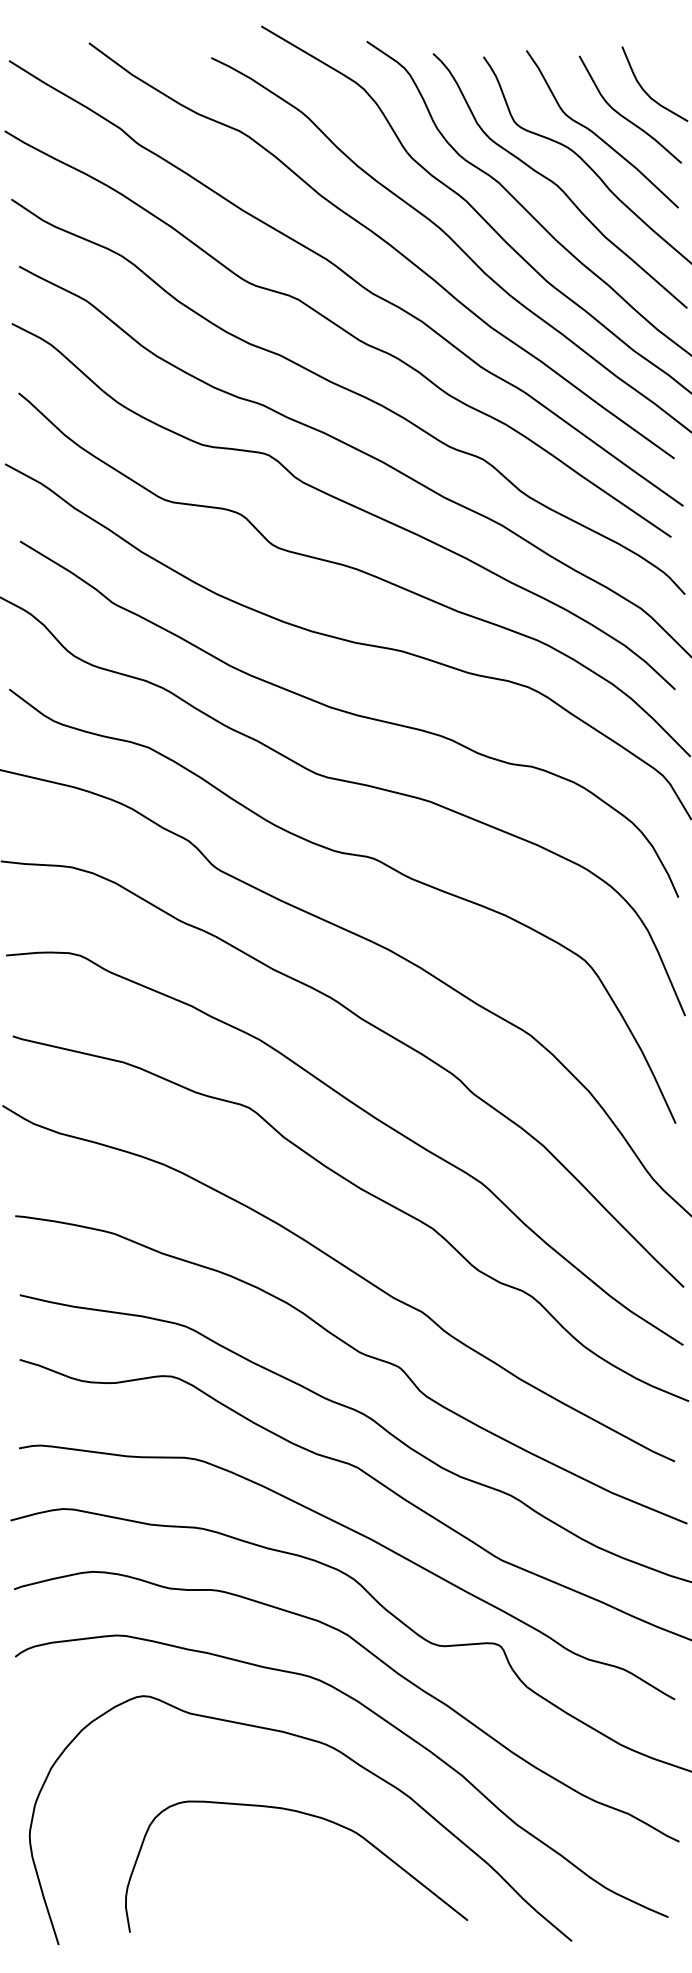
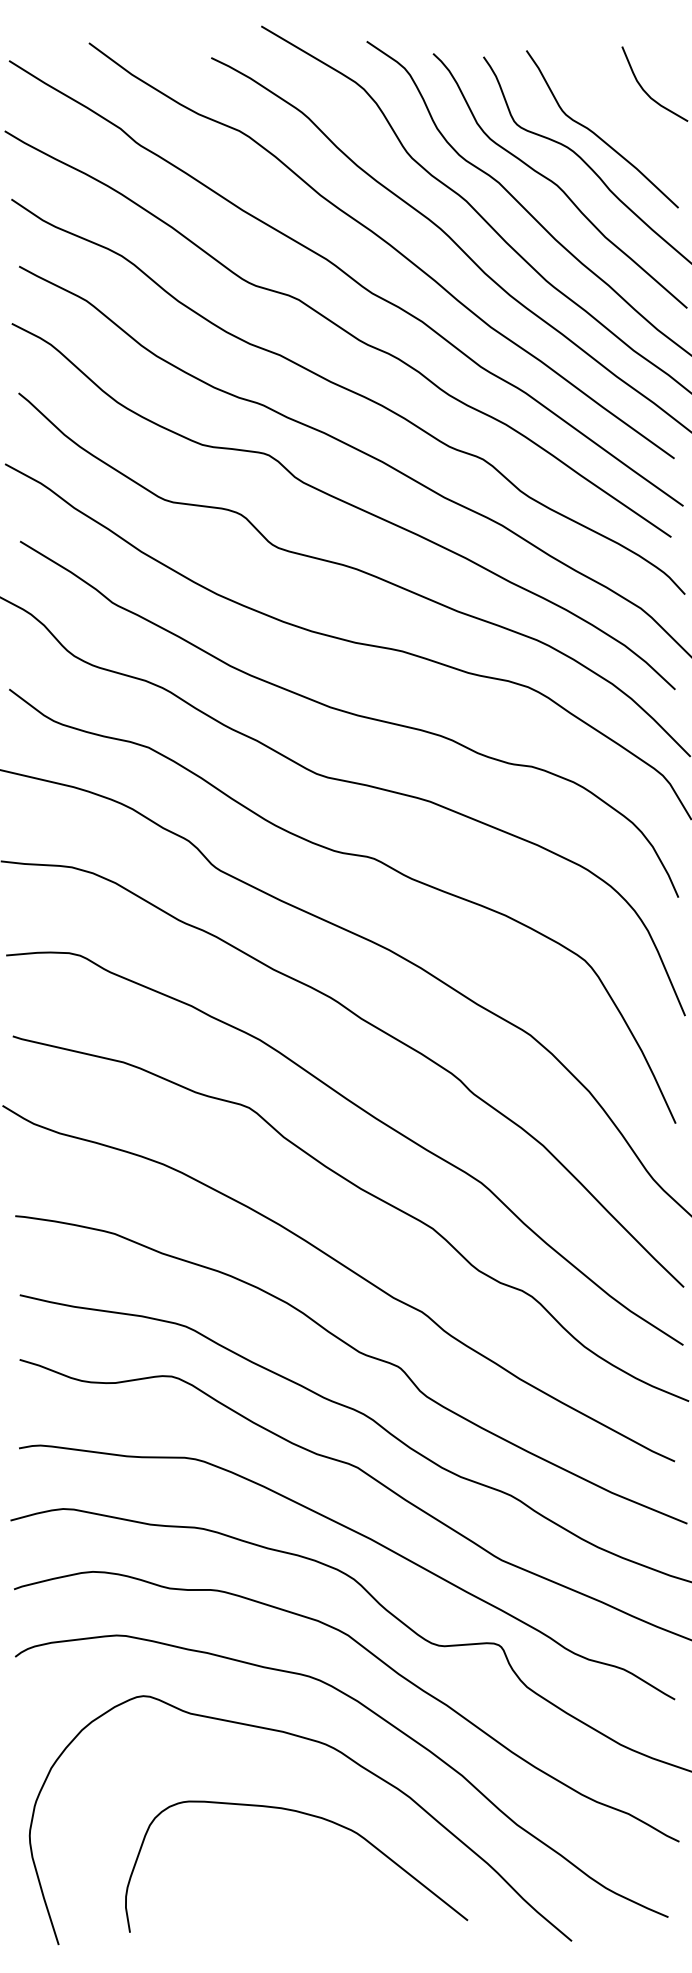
curve: present -> none (623, 115)
